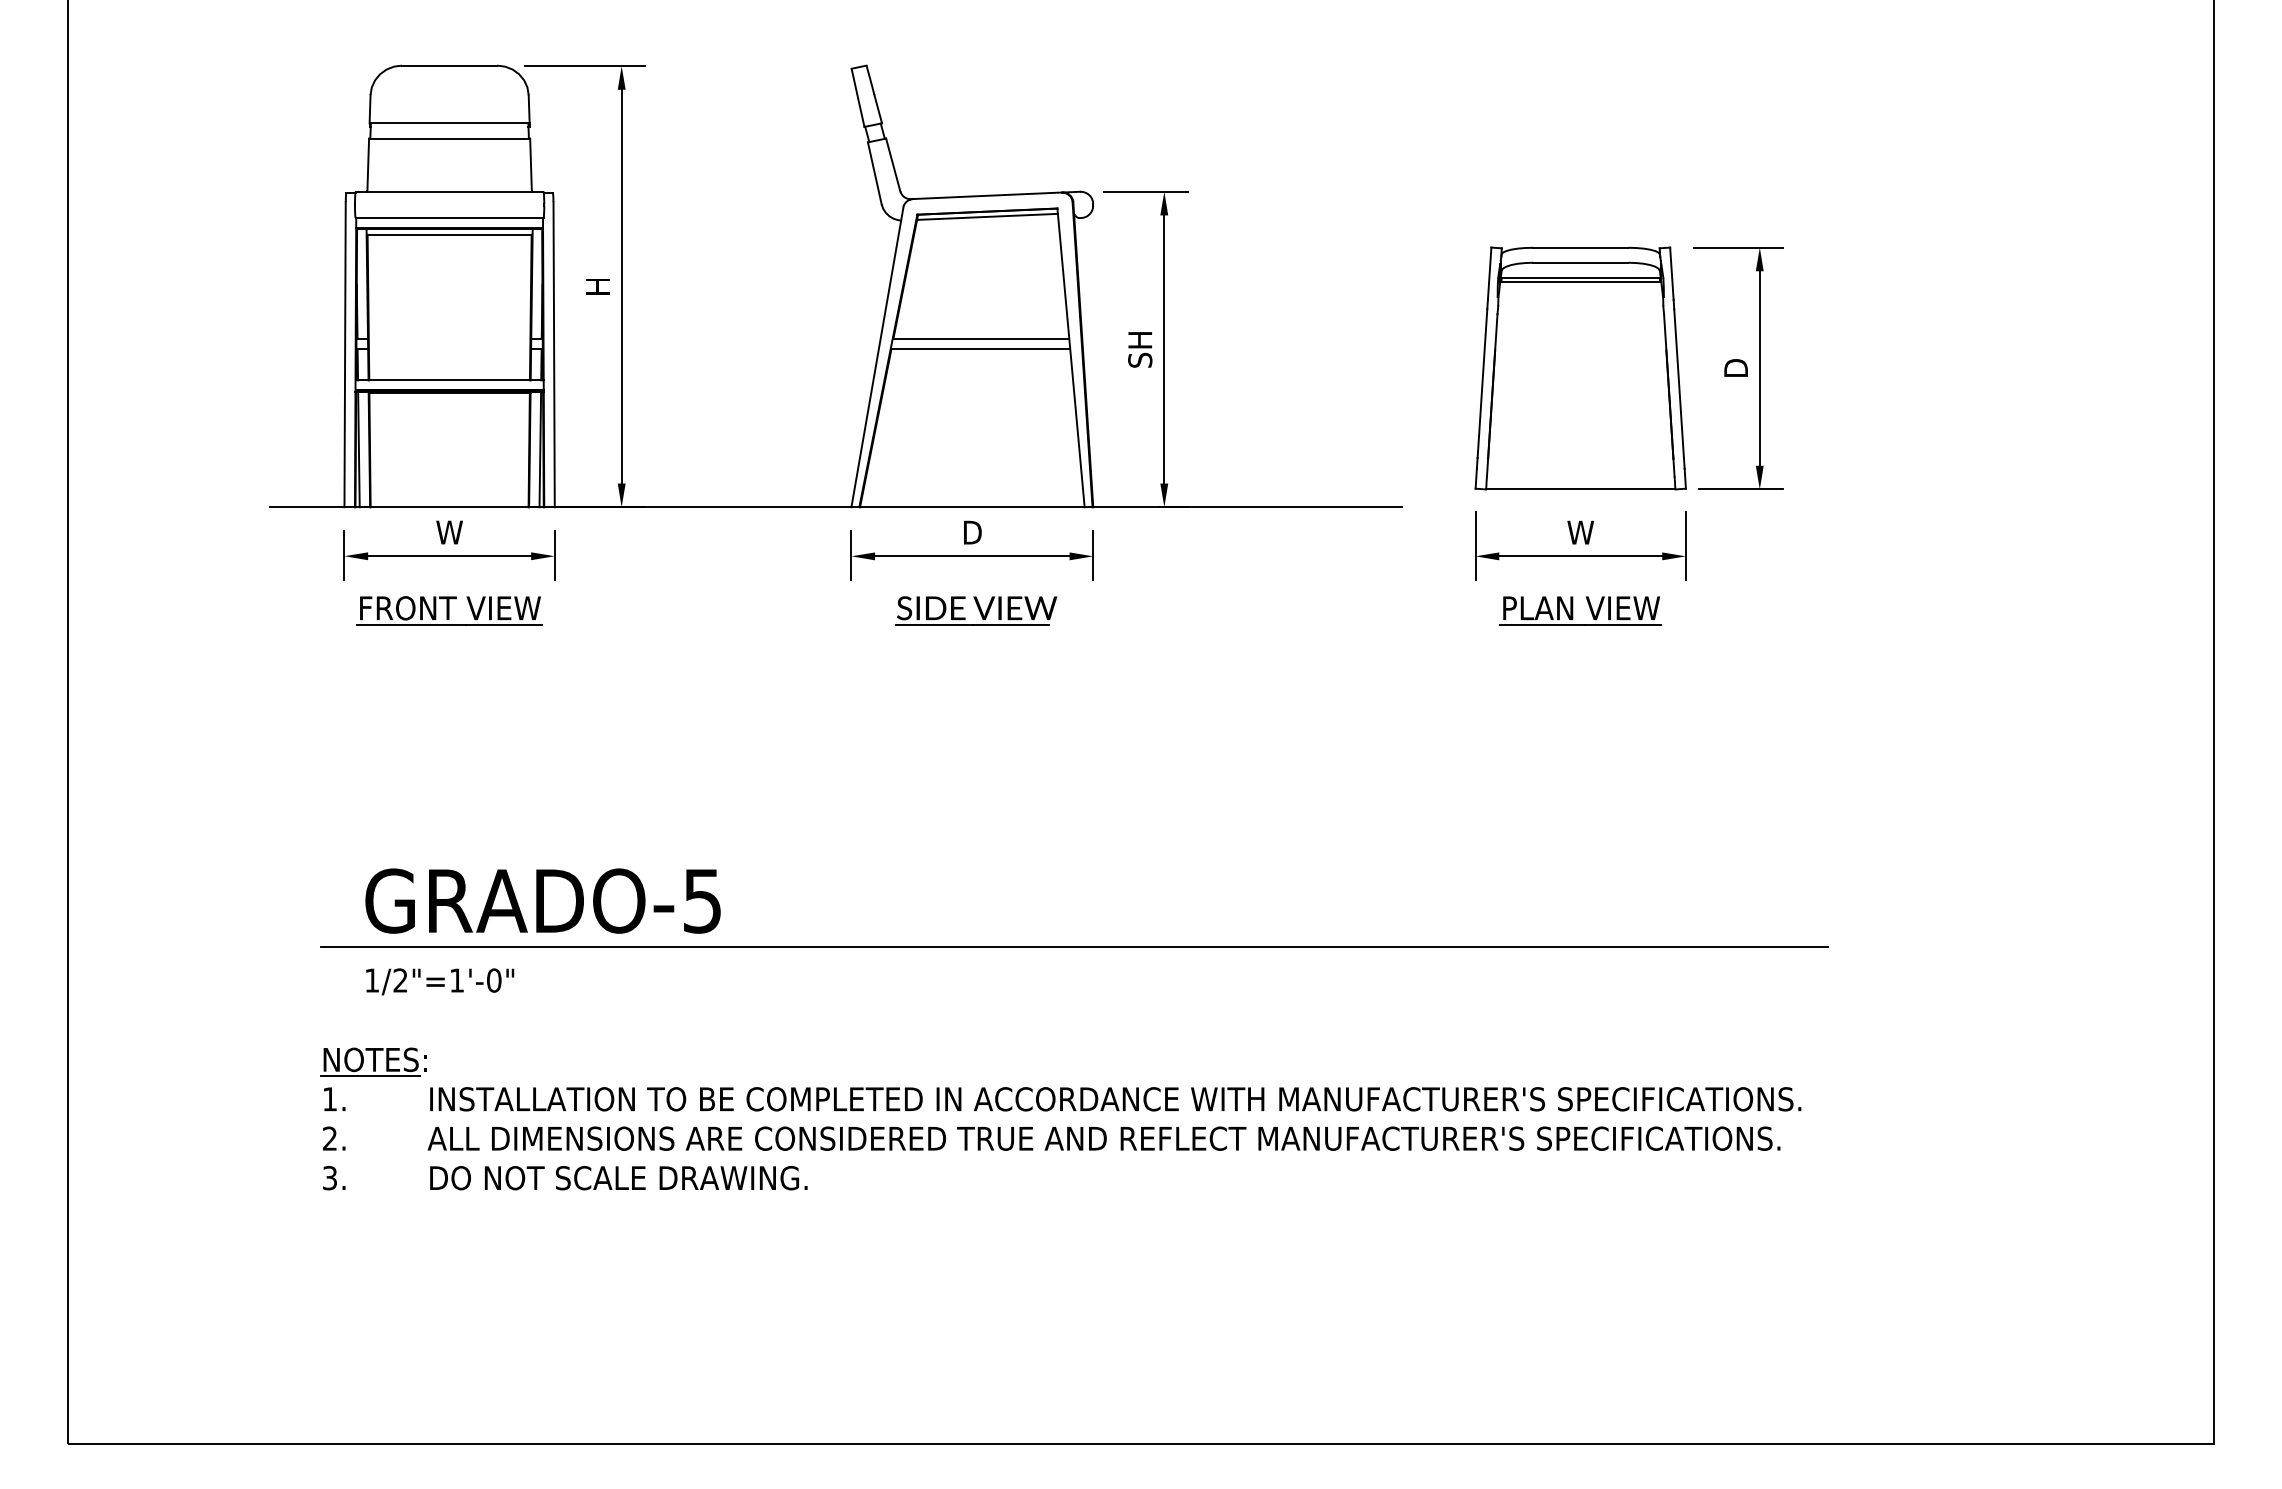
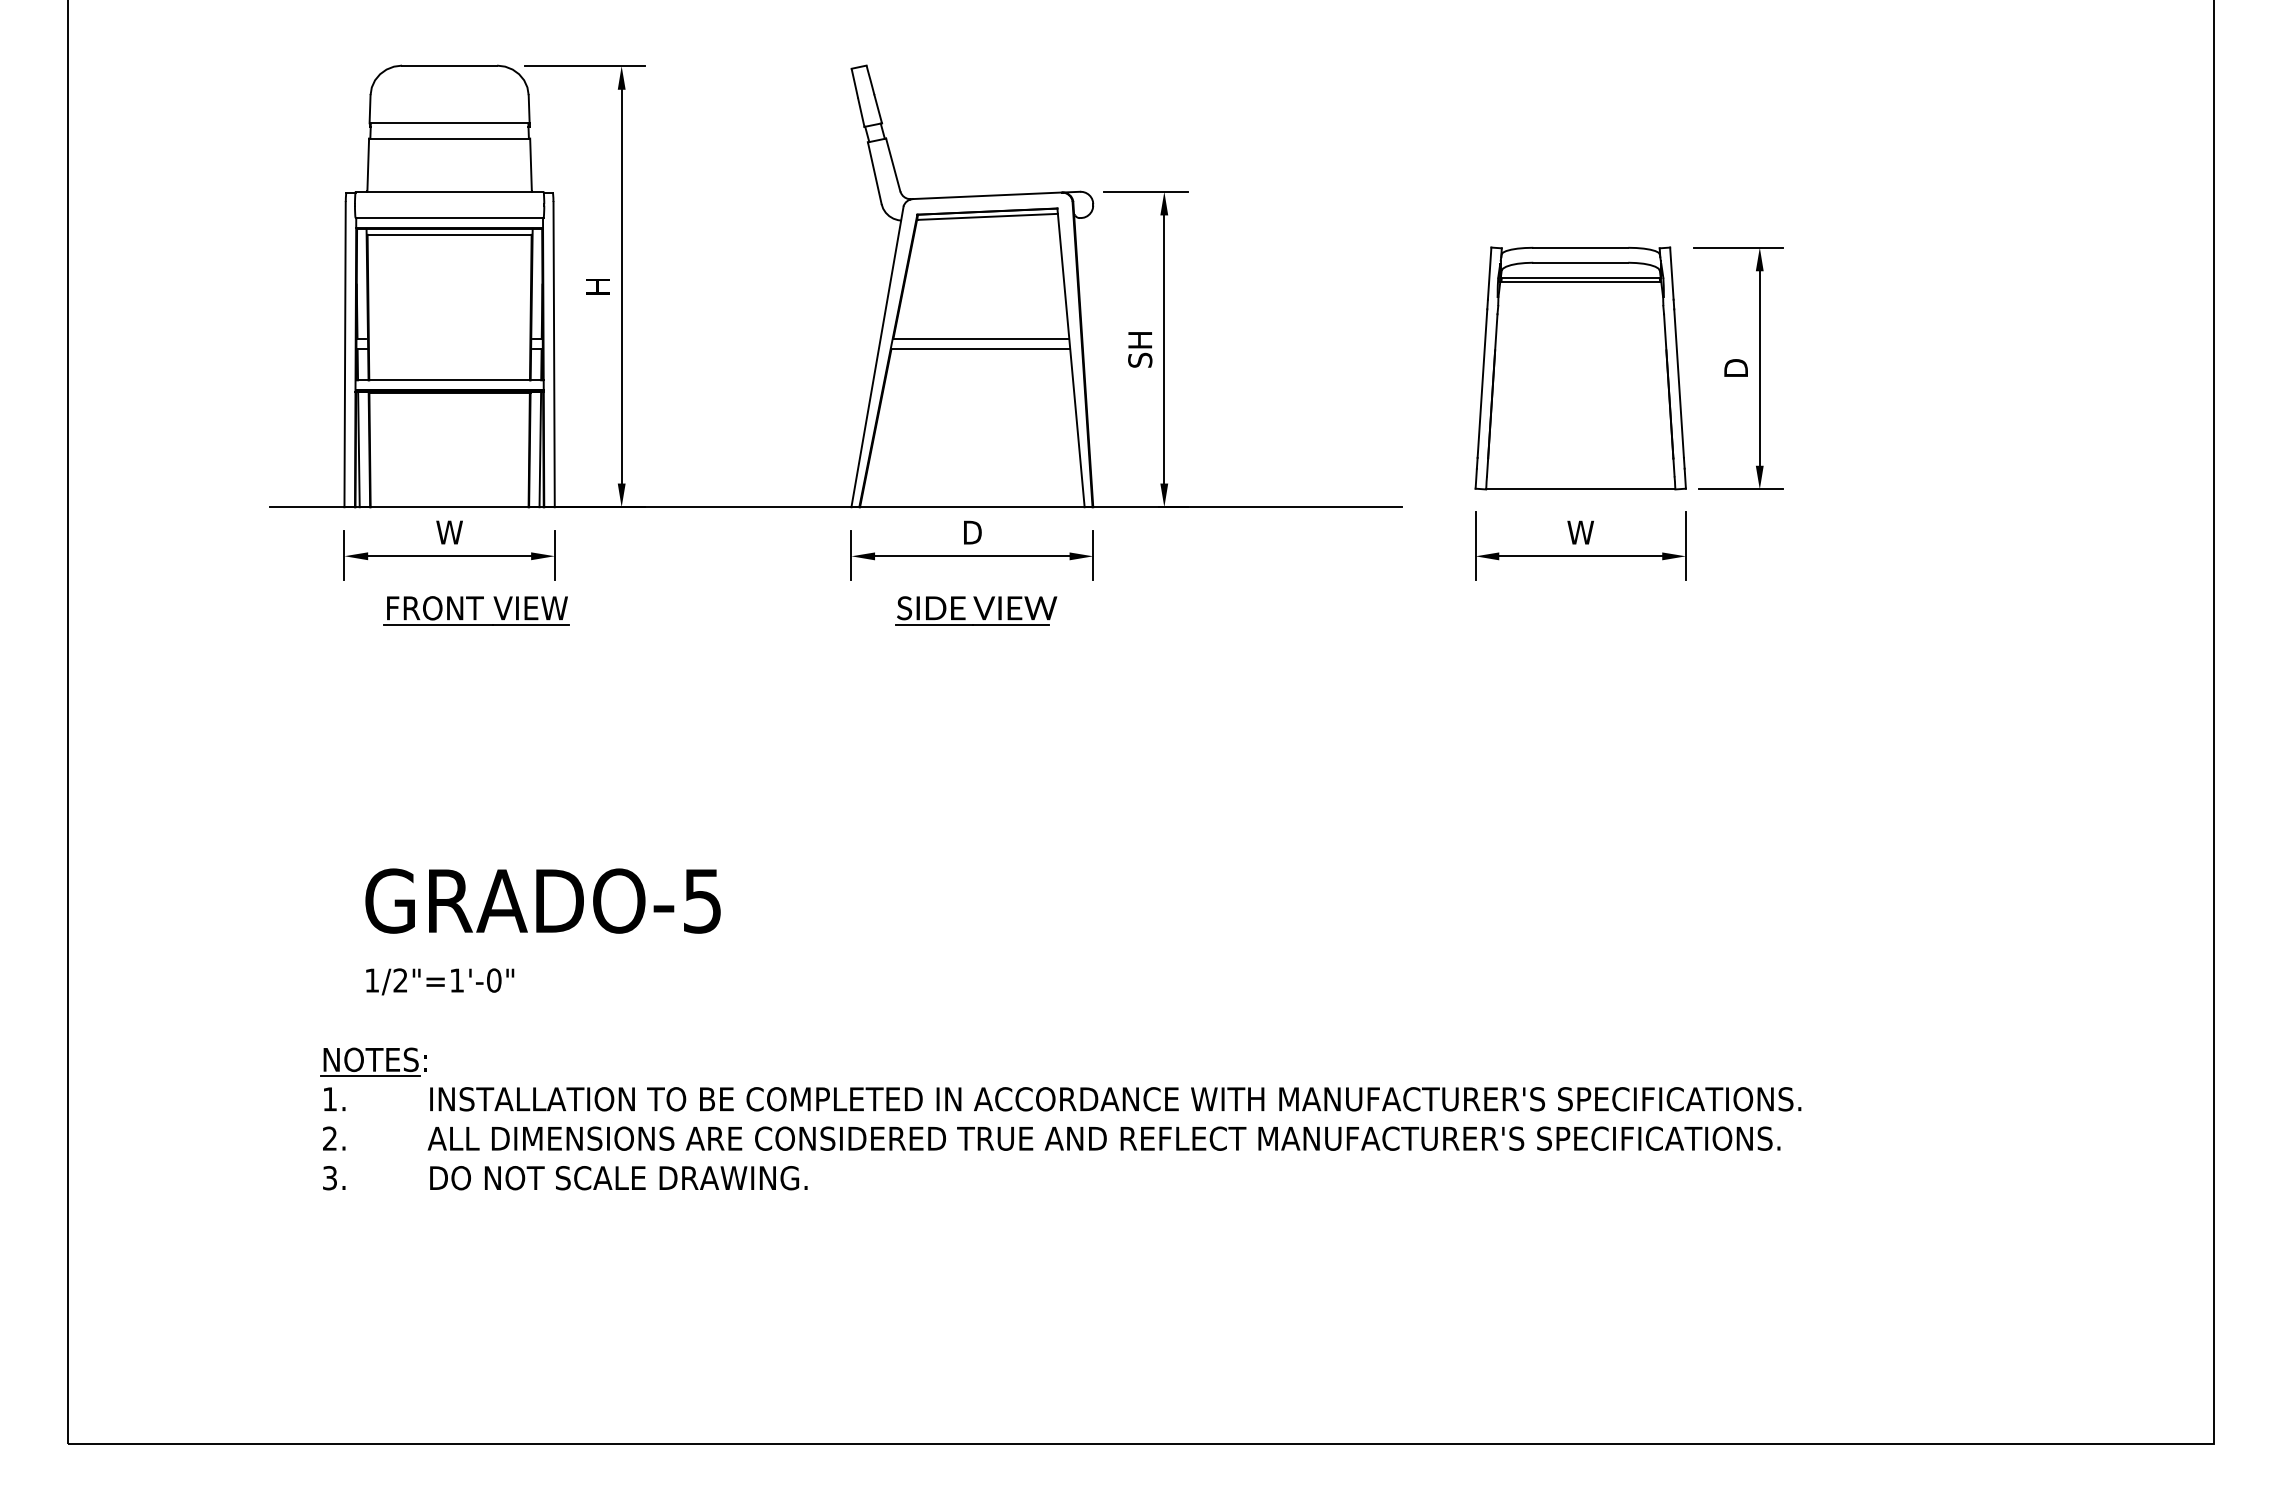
part position: (449, 610) -> (476, 610) (476, 610)
part: present -> none (1573, 610)
line: present -> none (1074, 947)
